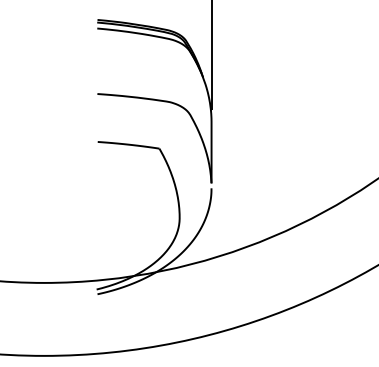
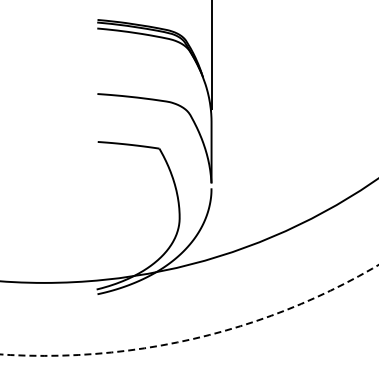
circle: solid -> dashed (189, 309)
